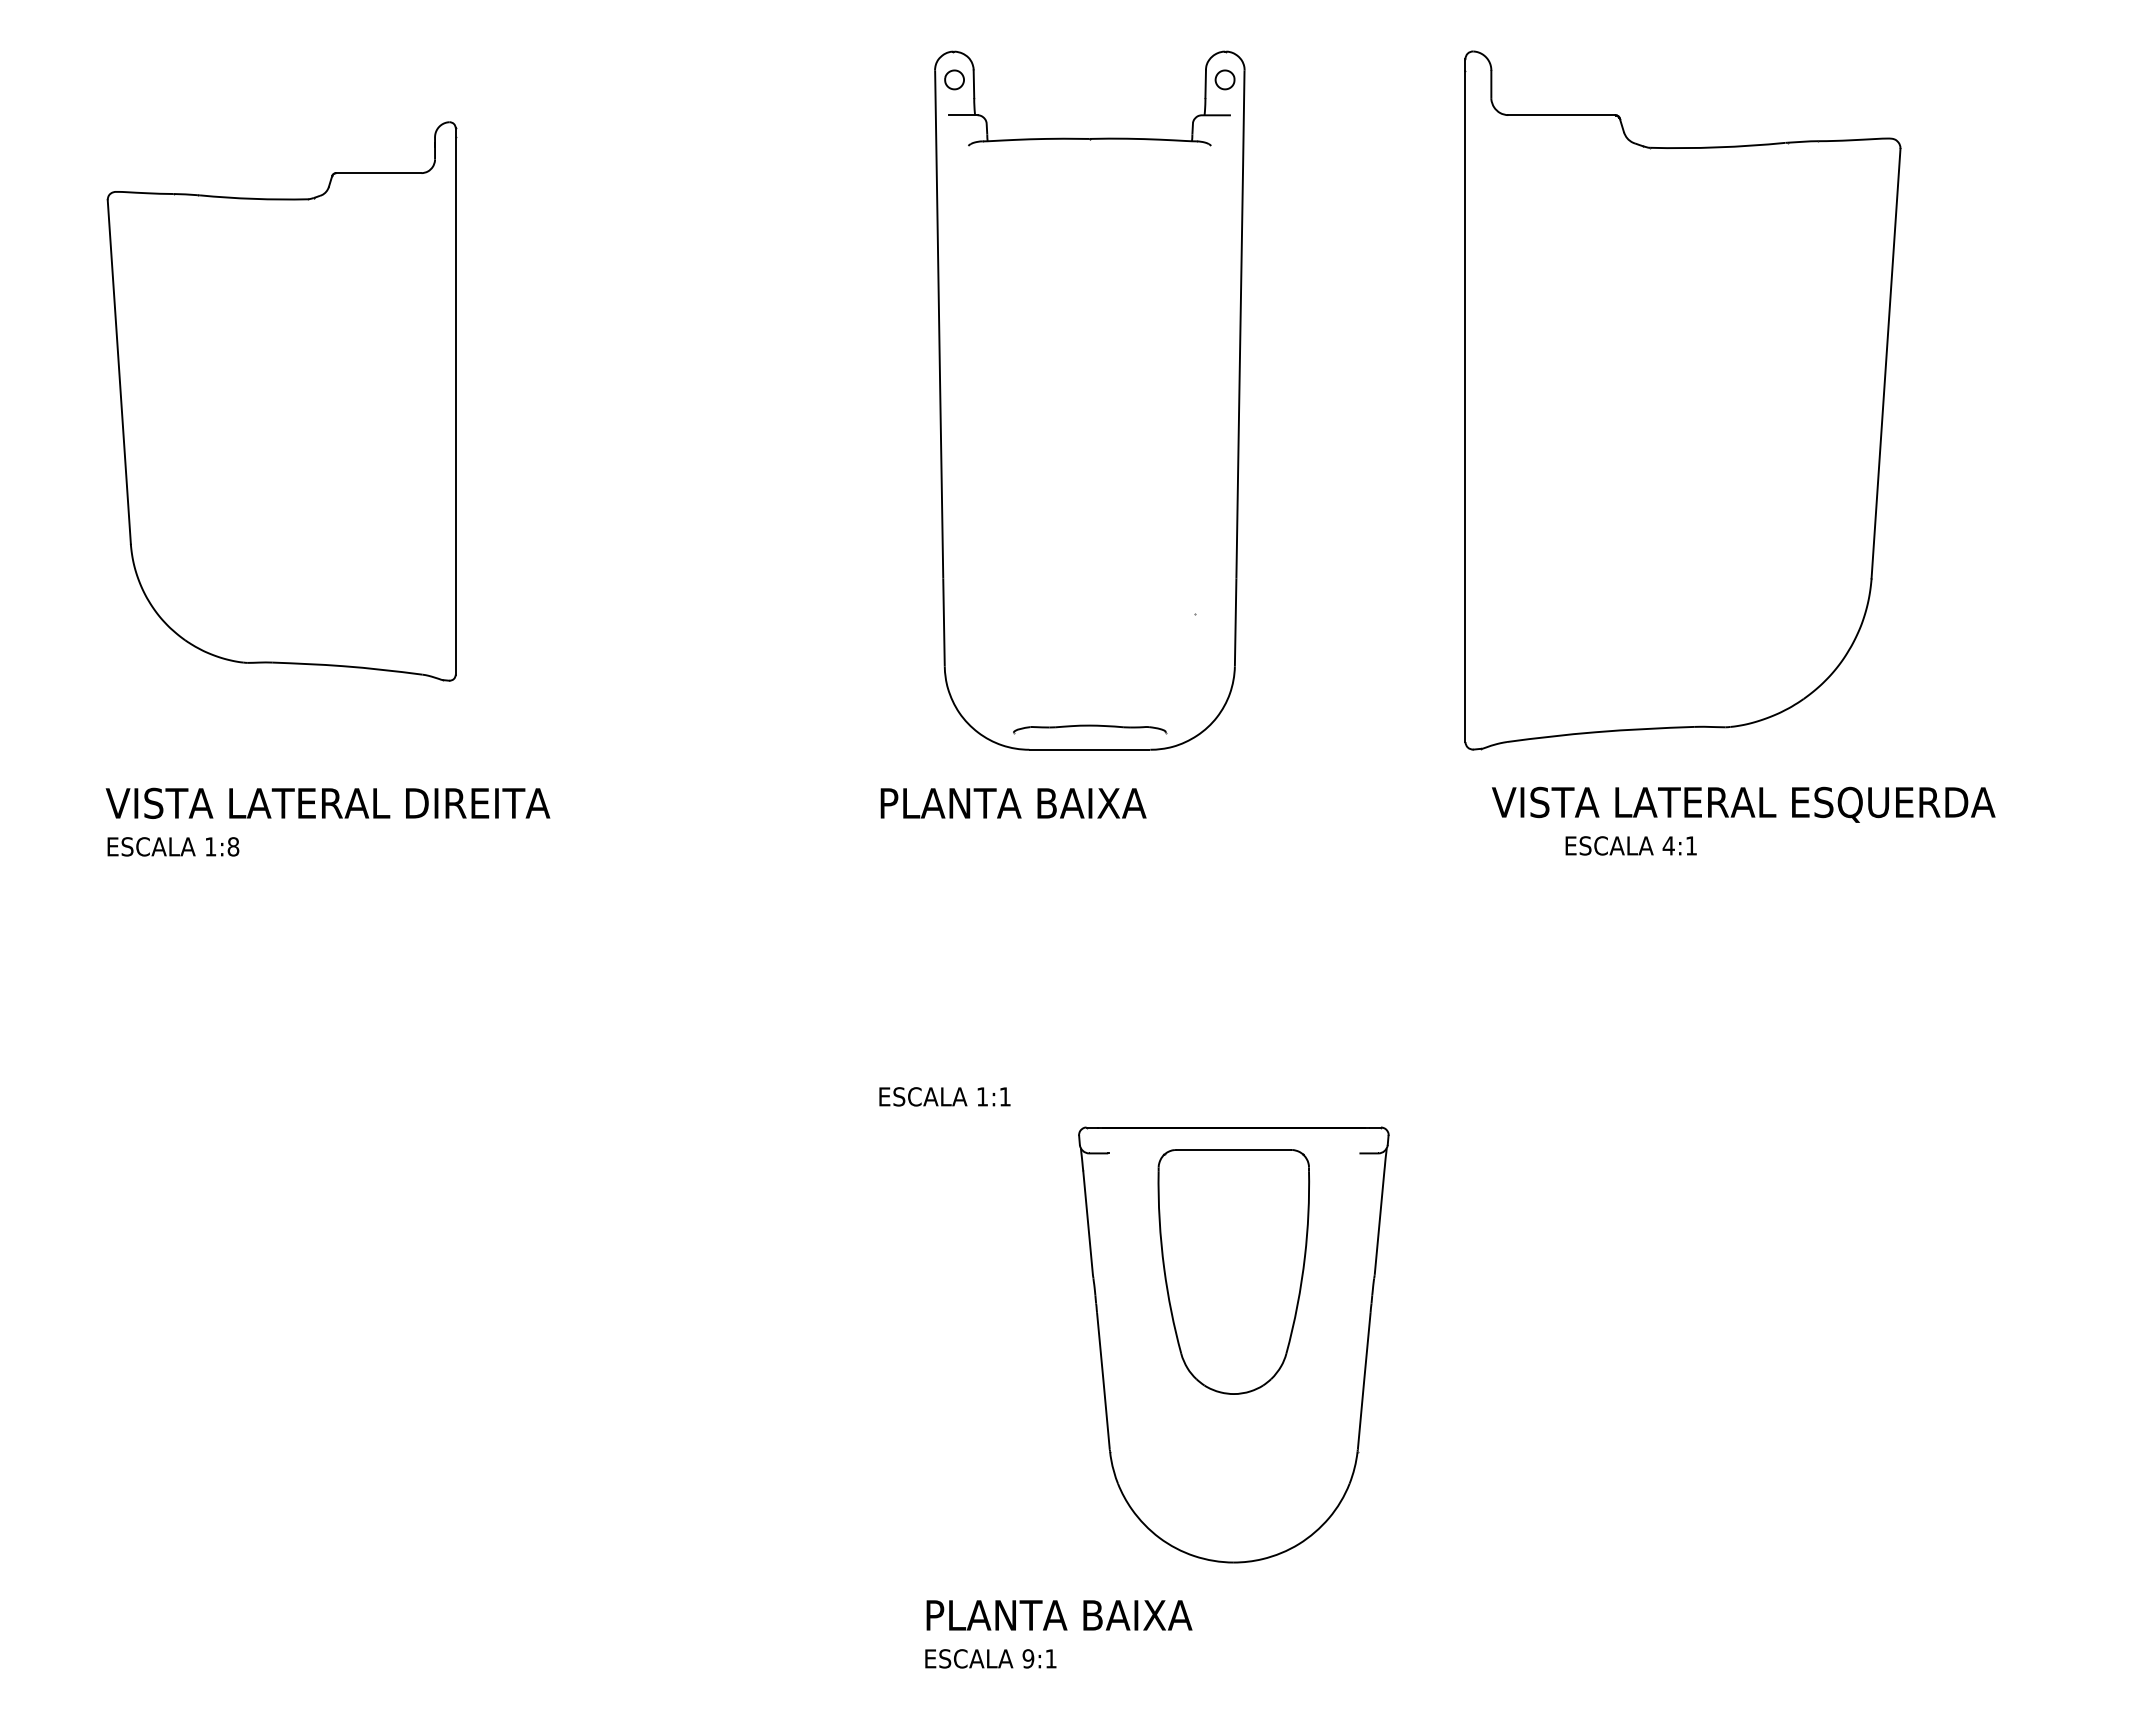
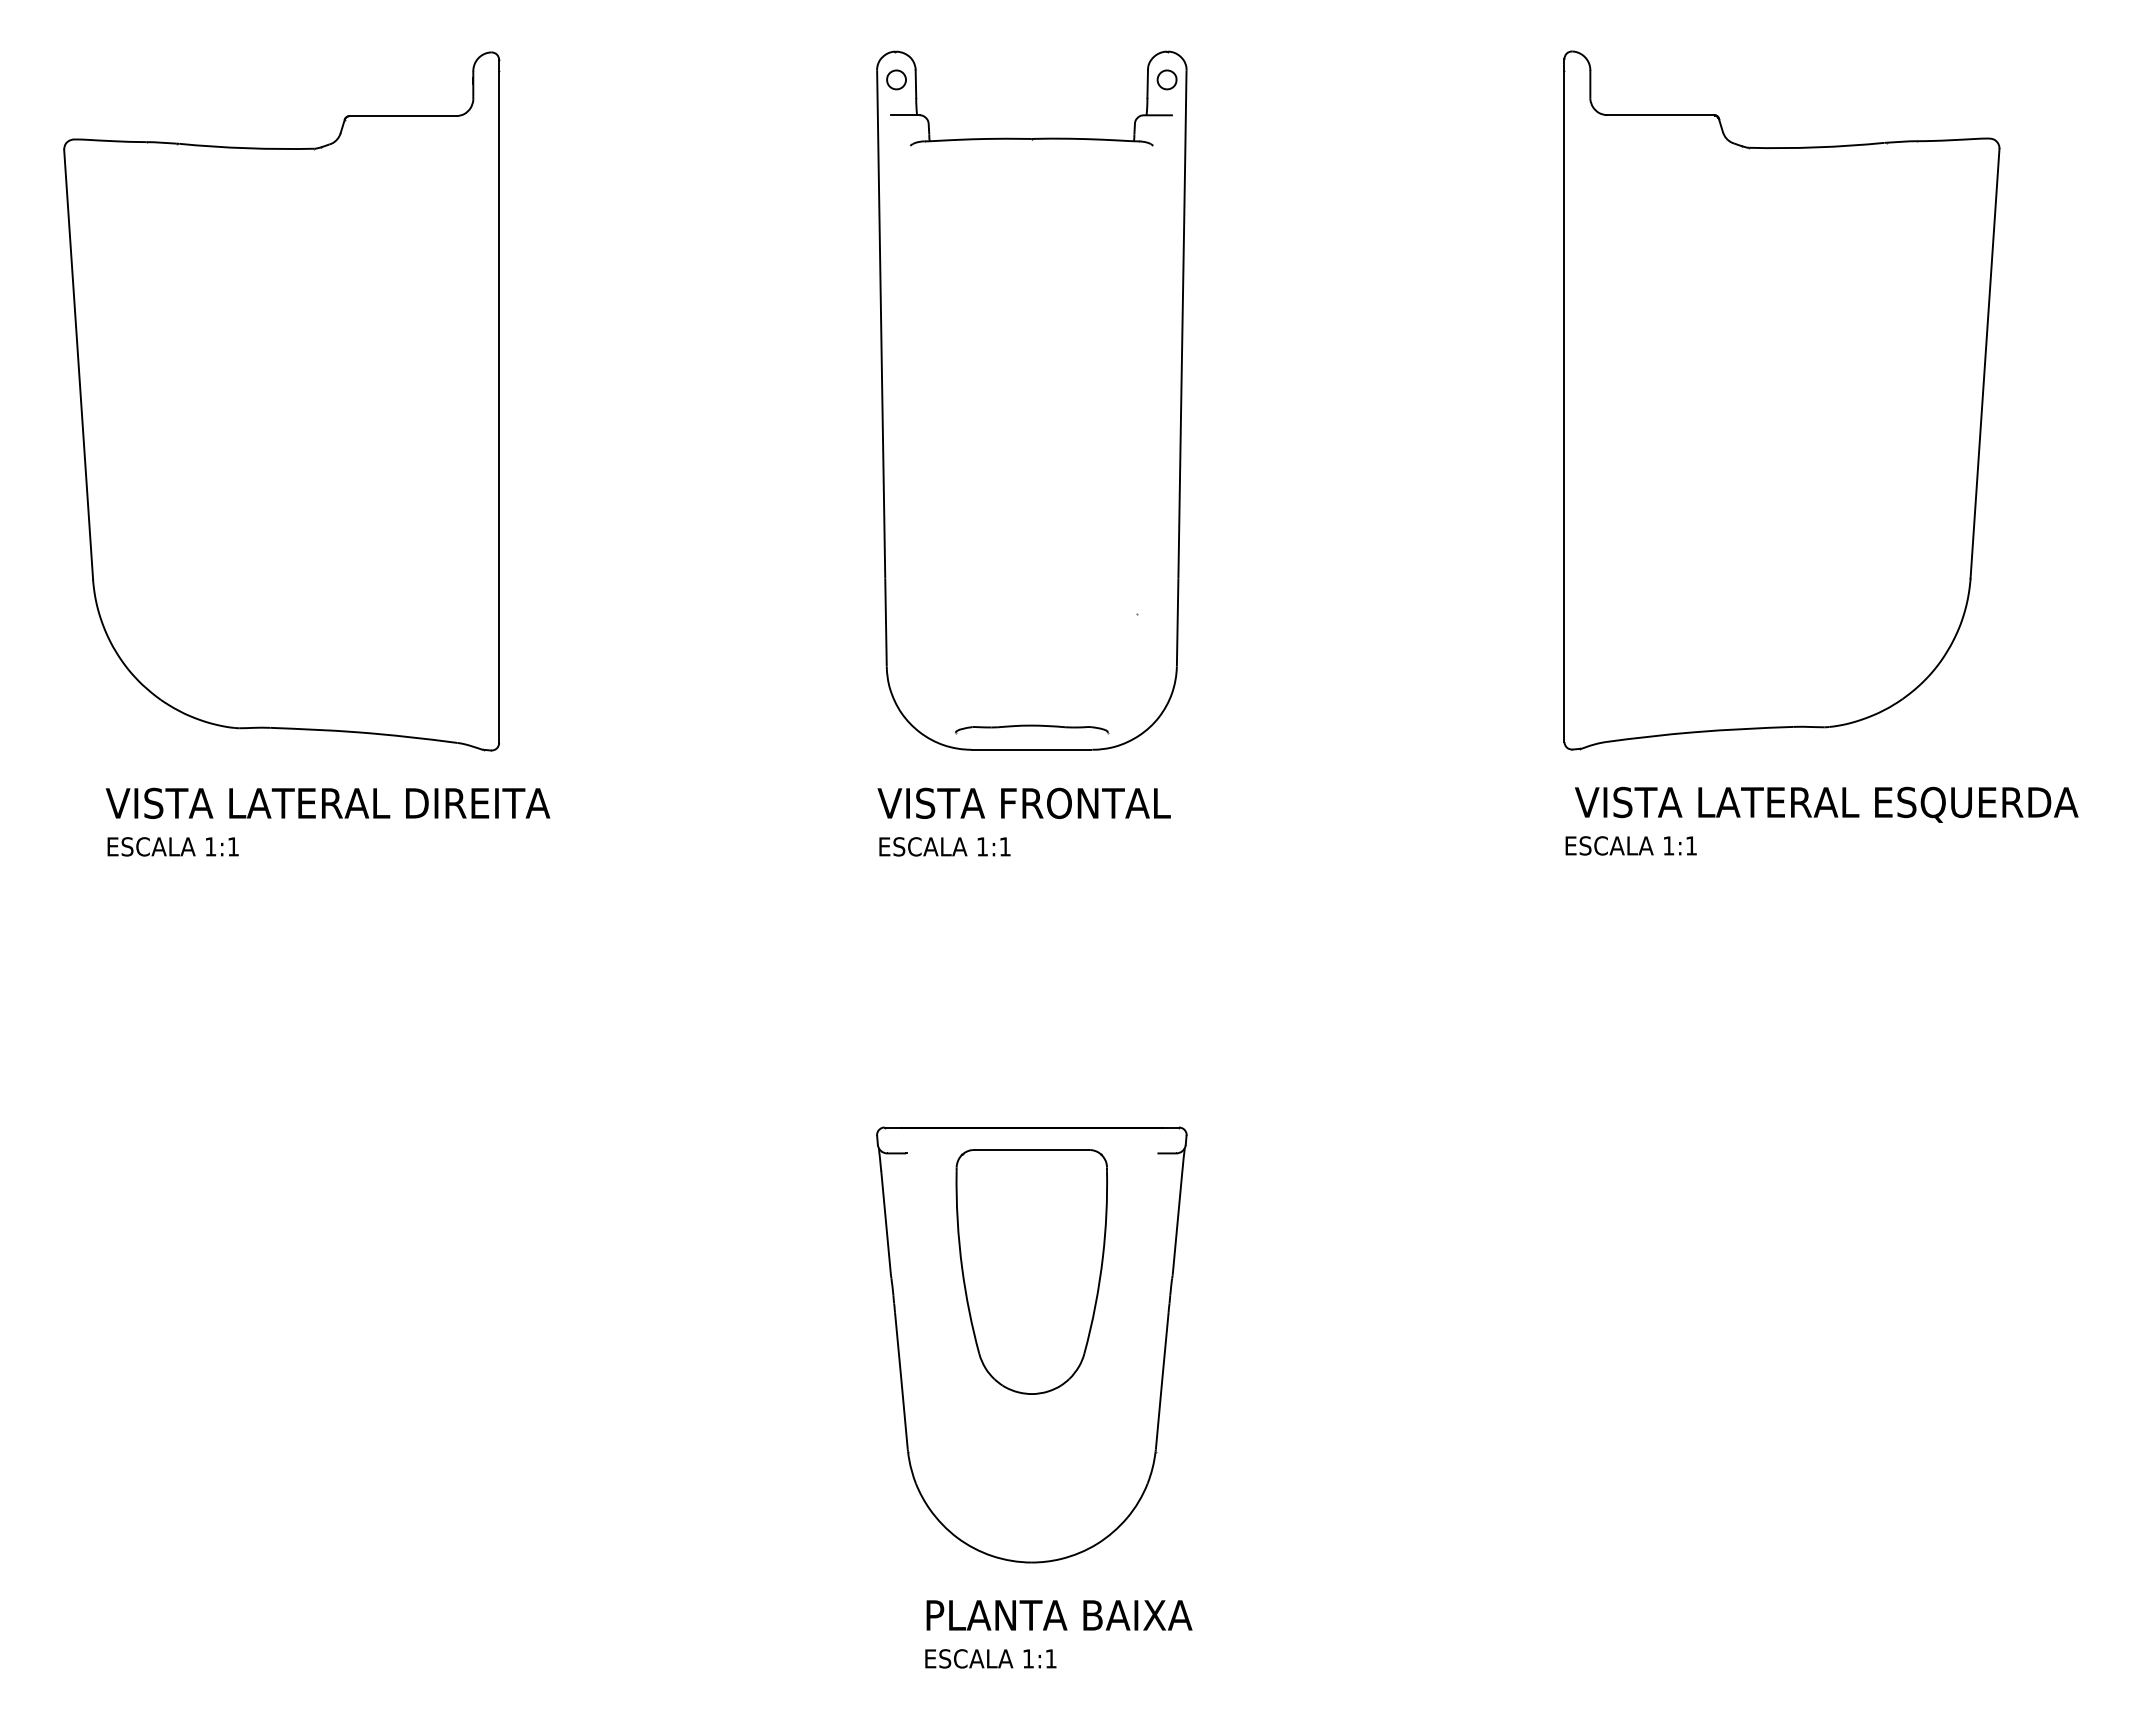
part position: (1089, 400) -> (1031, 400) (1031, 400)
part position: (1682, 400) -> (1781, 400) (1781, 400)
part size: 352x561 px -> 438x701 px (281, 401)
text: PLANTA BAIXA -> VISTA FRONTAL (1023, 803)
text position: (1743, 804) -> (1826, 804) (1826, 804)
text: 4:1 -> 1:1 (1668, 845)
text: 1:8 -> 1:1 (233, 846)
text position: (944, 1096) -> (944, 846) (944, 846)
part position: (1233, 1344) -> (1031, 1344) (1031, 1344)
text: 9:1 -> 1:1 (1028, 1658)
